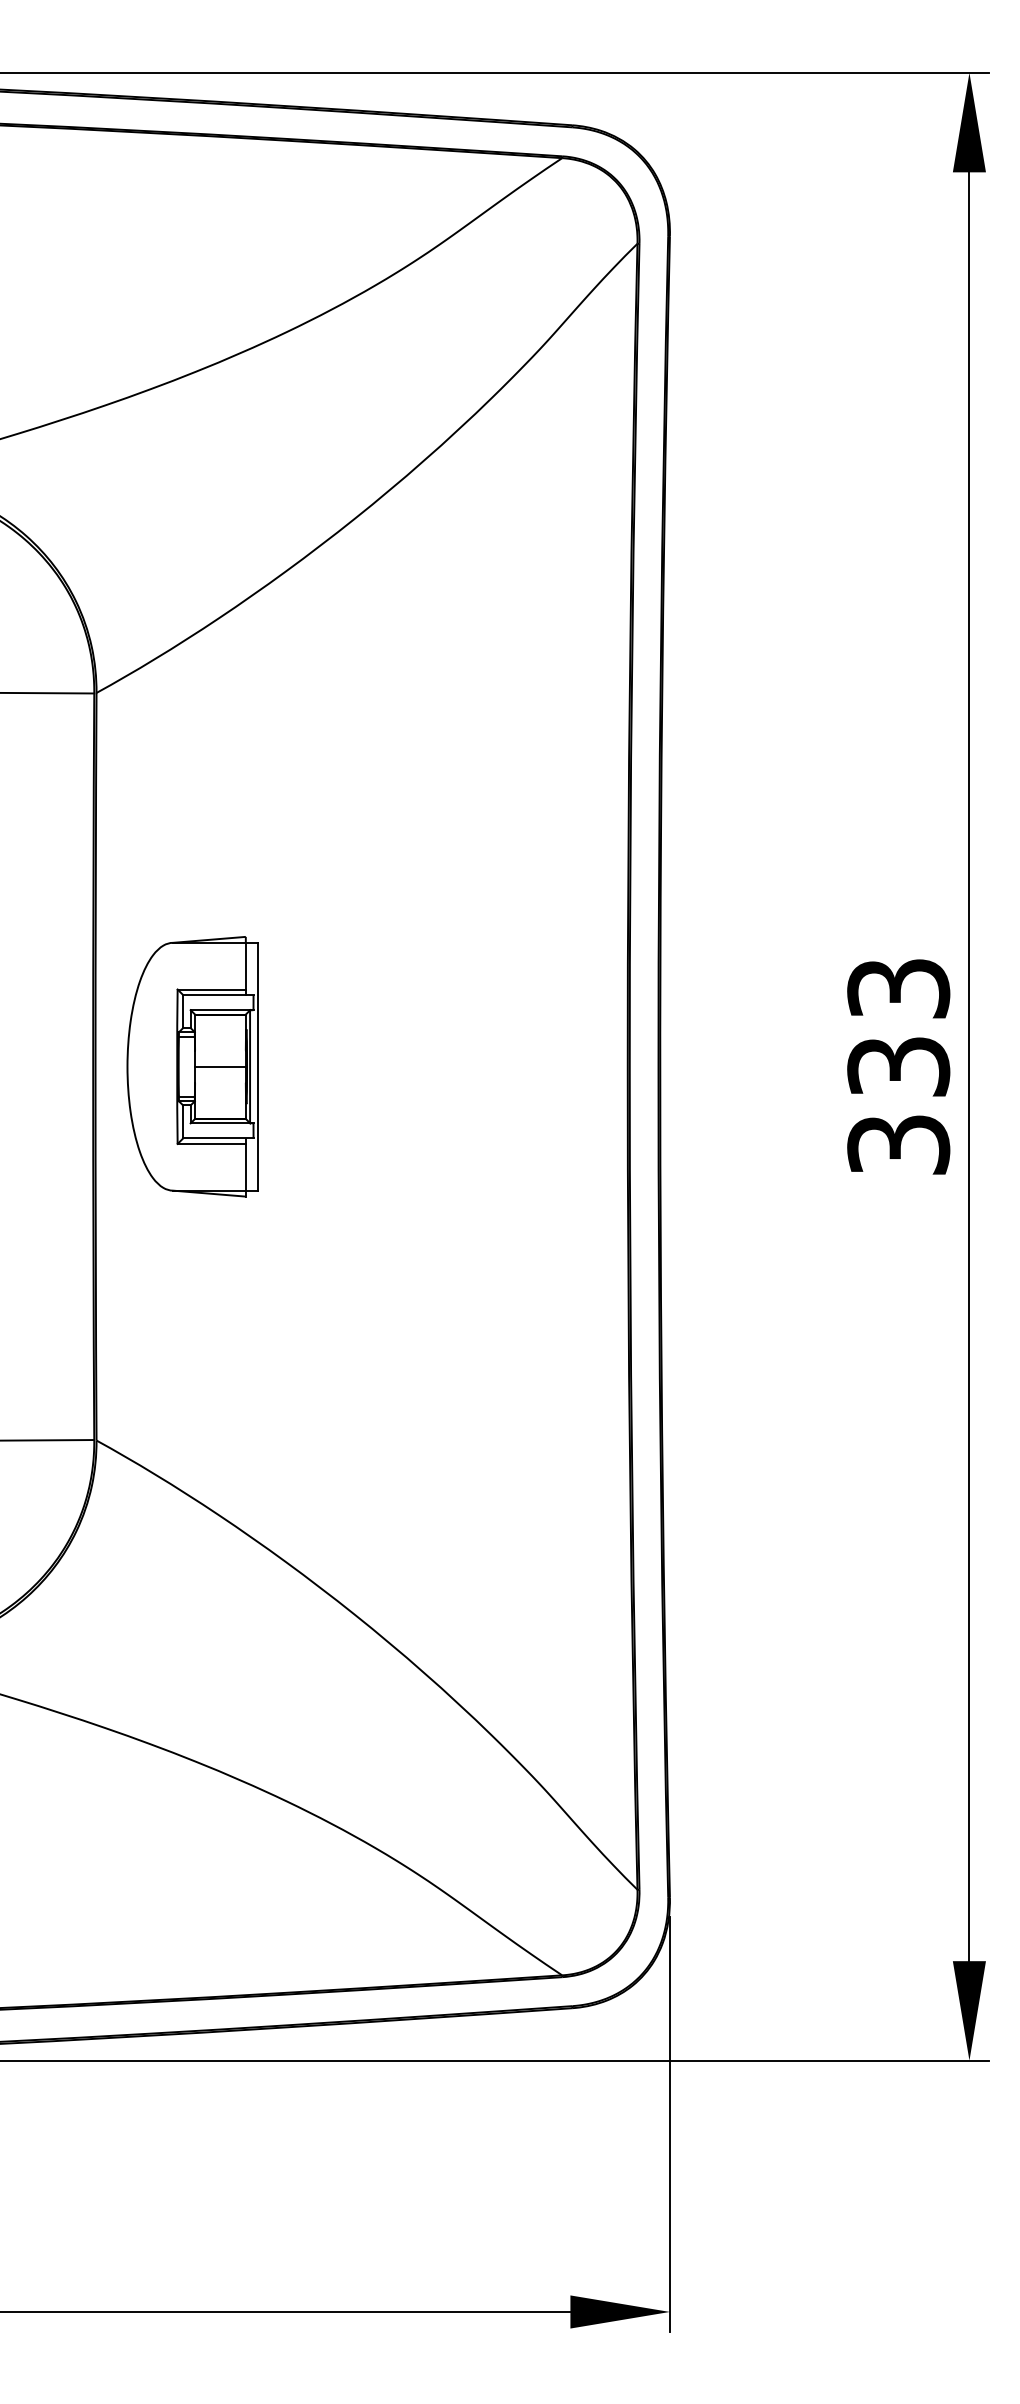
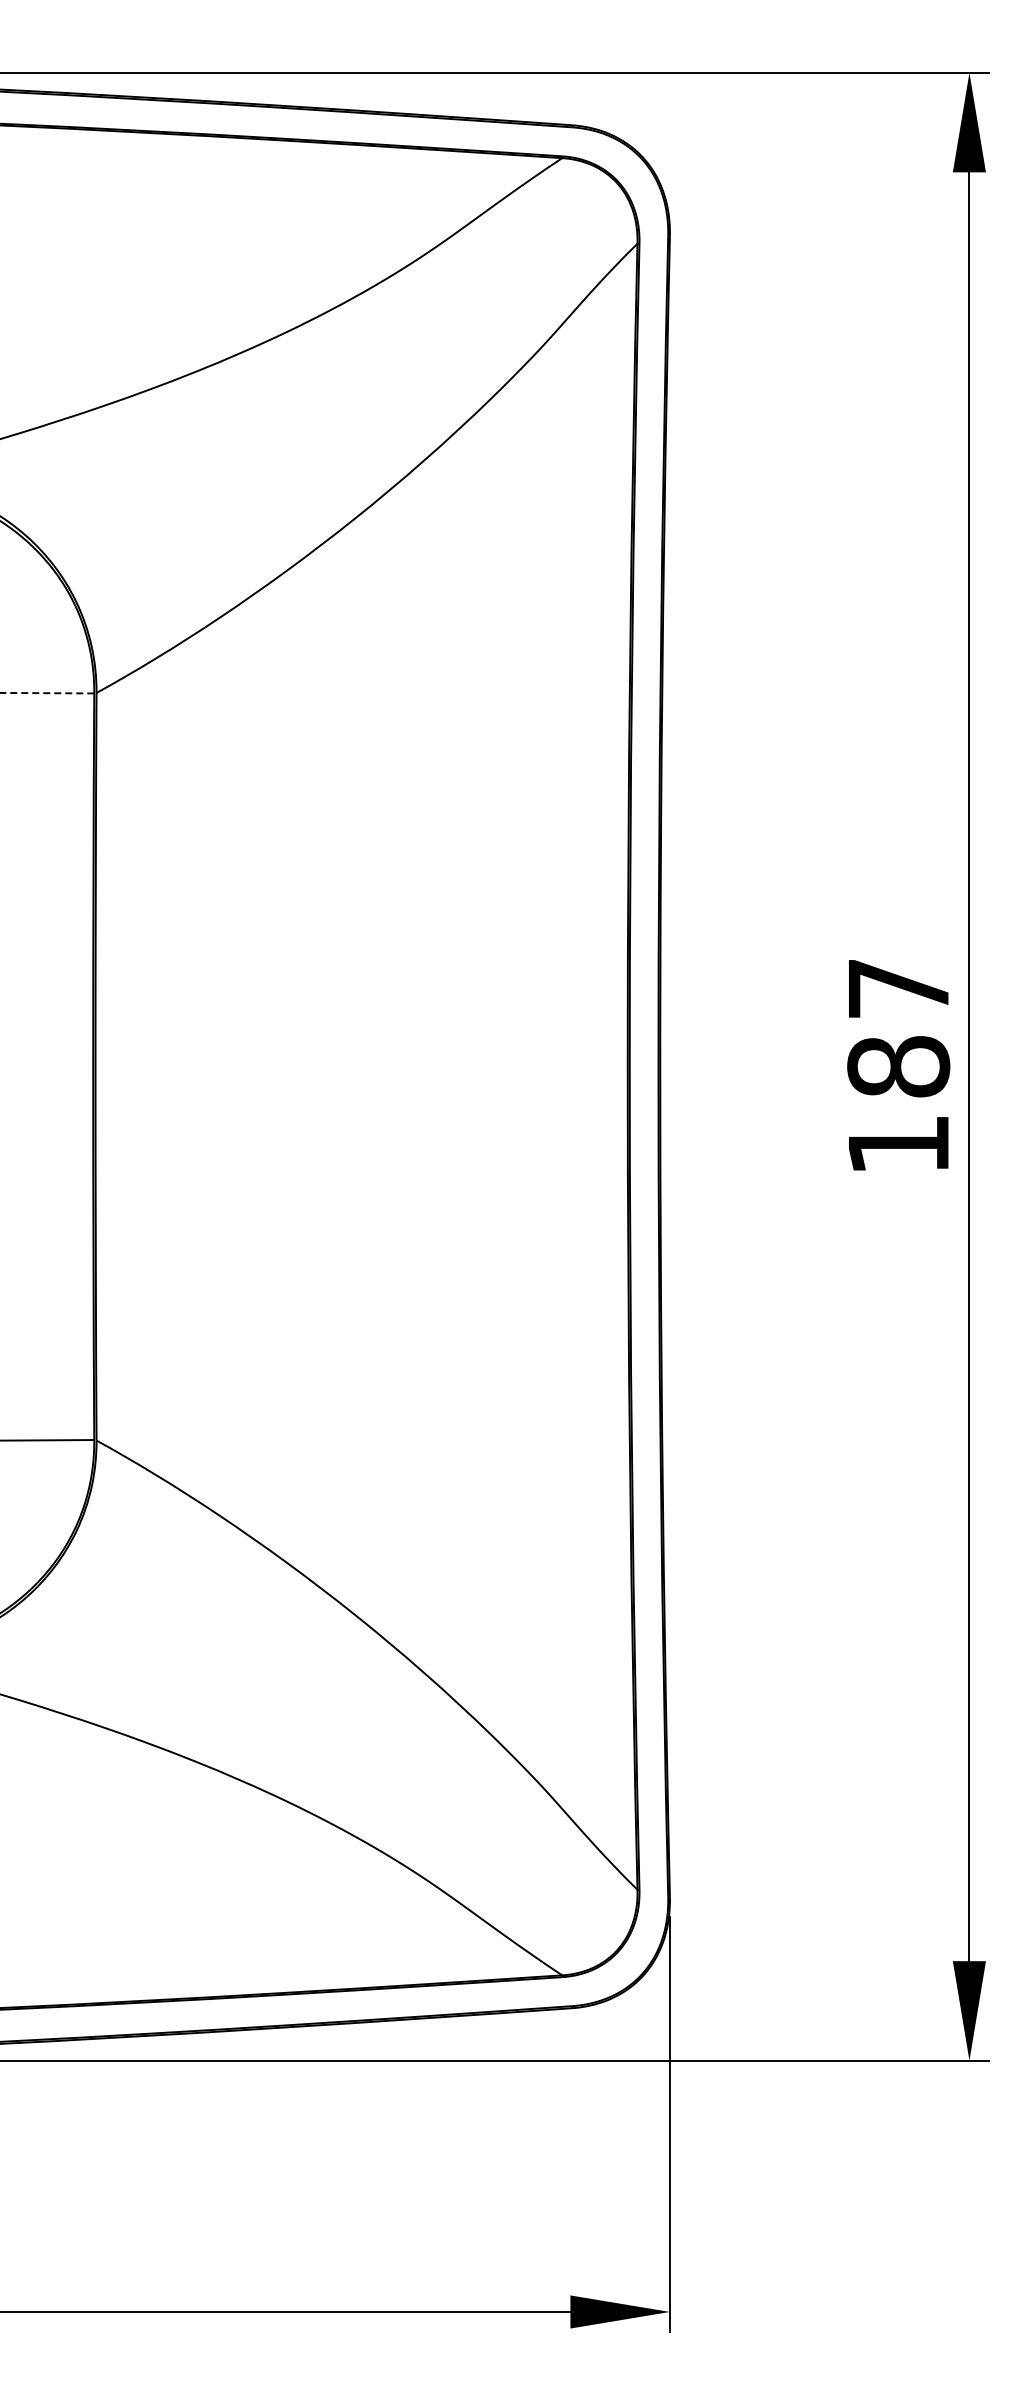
line: solid -> dashed (46, 693)
part: present -> none (192, 1066)
text: 333 -> 187 (898, 1066)
